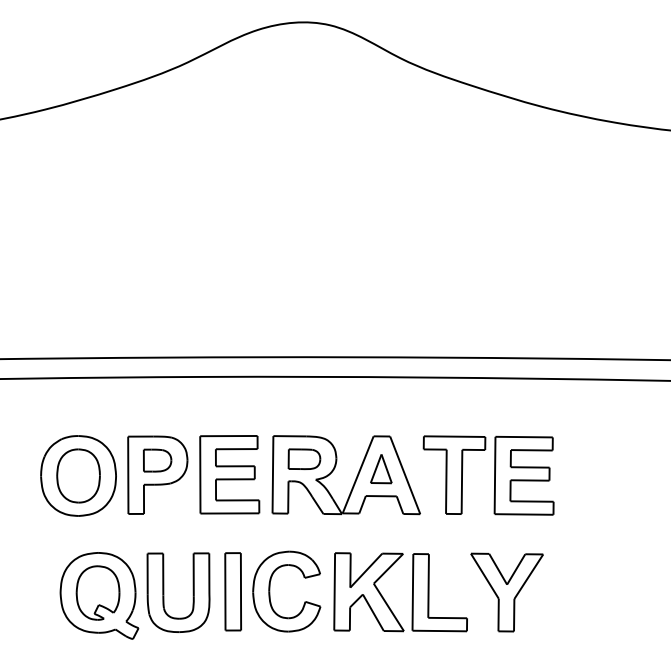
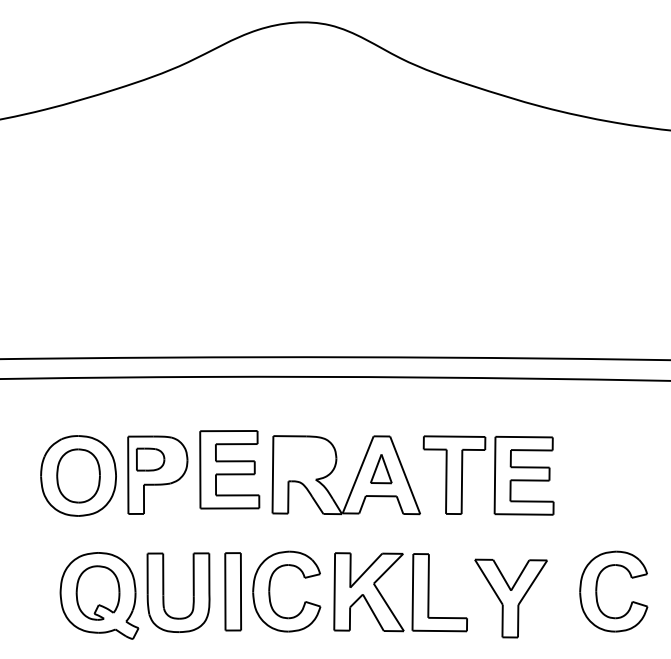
part: present -> none (304, 458)
part position: (157, 460) -> (150, 459) (150, 459)
part position: (229, 474) -> (229, 469) (229, 469)
part: none -> present (597, 591)
part position: (506, 592) -> (510, 598) (510, 598)
